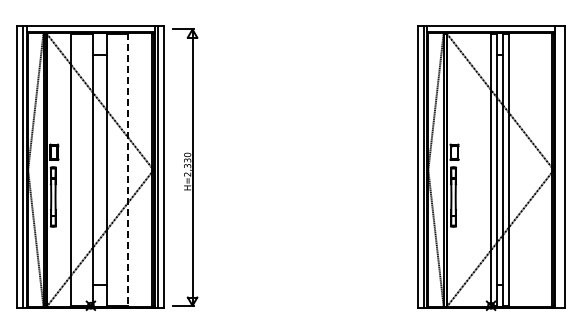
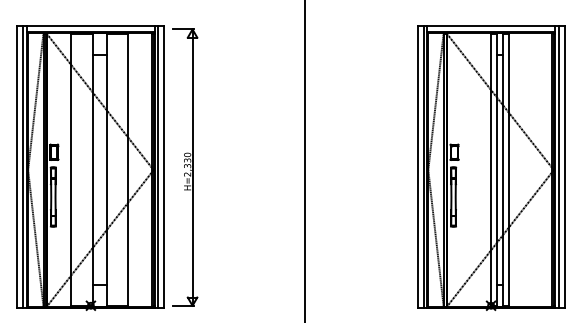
line: none -> present (305, 160)
line: none -> present (558, 166)
line: dashed -> solid (128, 170)
